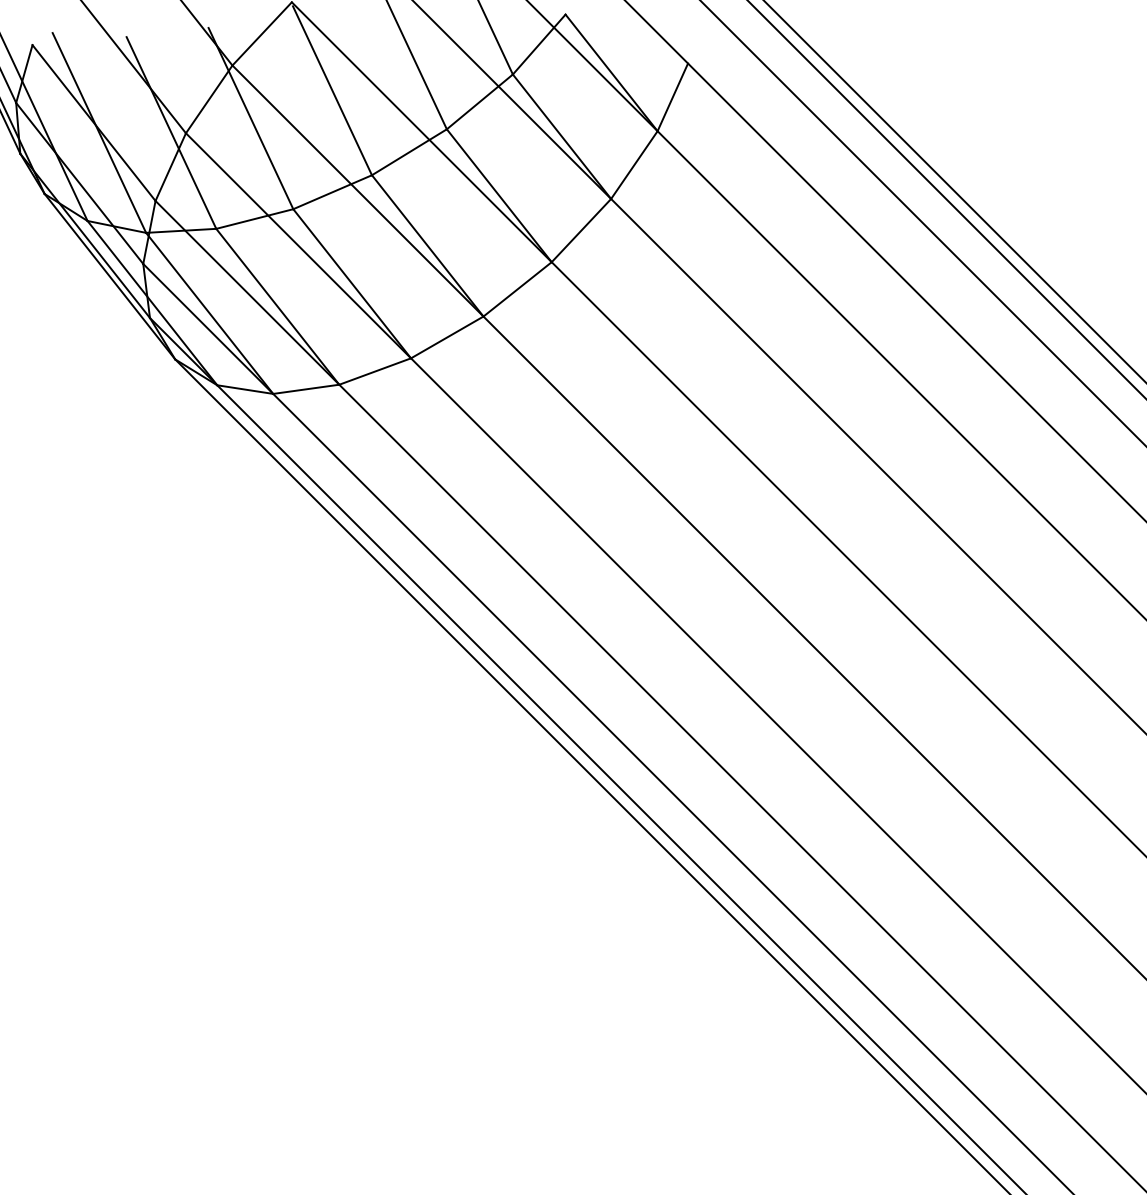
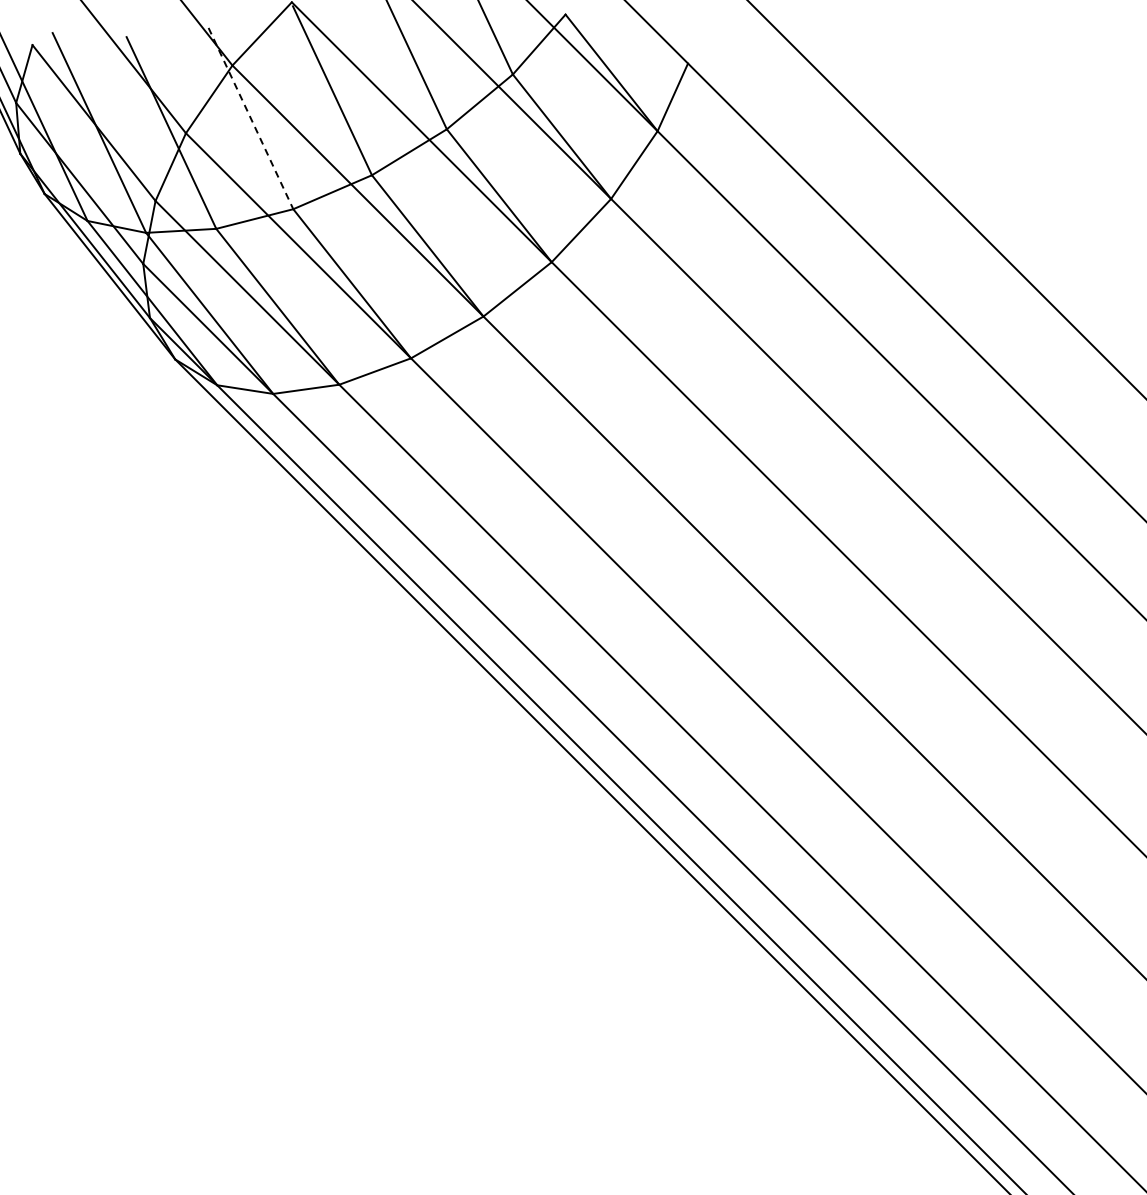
line: solid -> dashed (251, 119)
line: present -> none (954, 191)
line: present -> none (922, 222)
